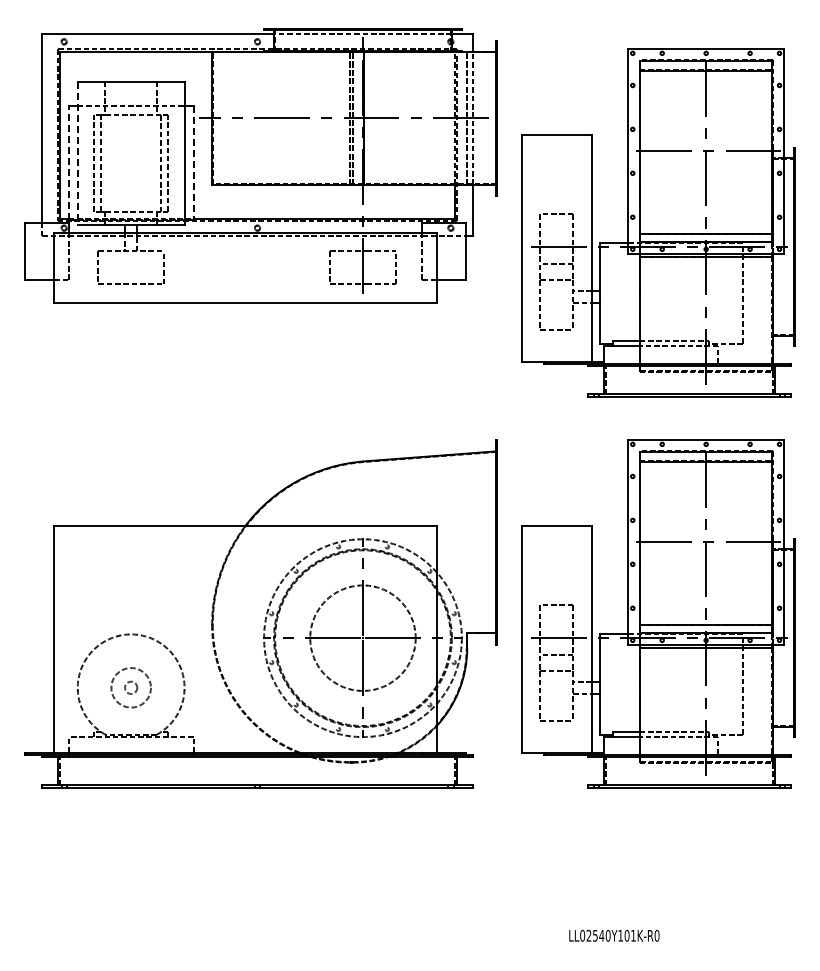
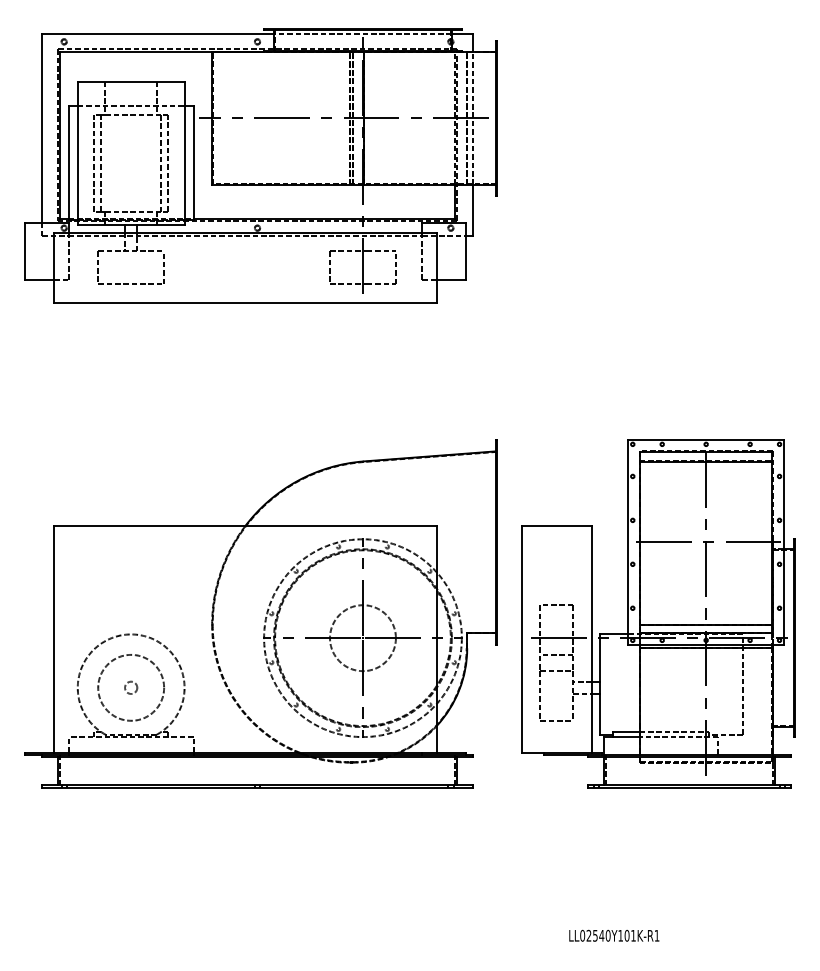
line: dashed -> solid (77, 153)
line: dashed -> solid (68, 162)
line: dashed -> solid (193, 163)
part: present -> none (658, 222)
circle diameter: 105 px -> 66 px (362, 638)
circle diameter: 40 px -> 66 px (131, 687)
text: LL02540Y101K-R0 -> LL02540Y101K-R1 (656, 935)
